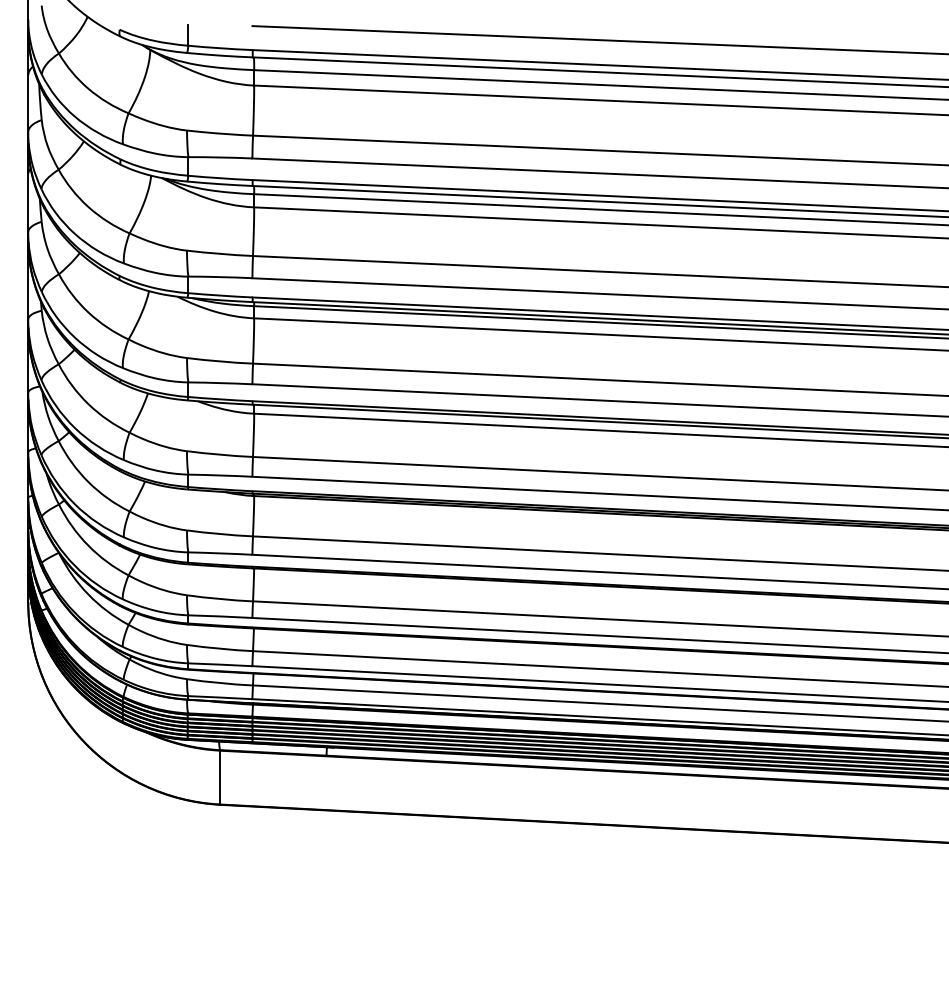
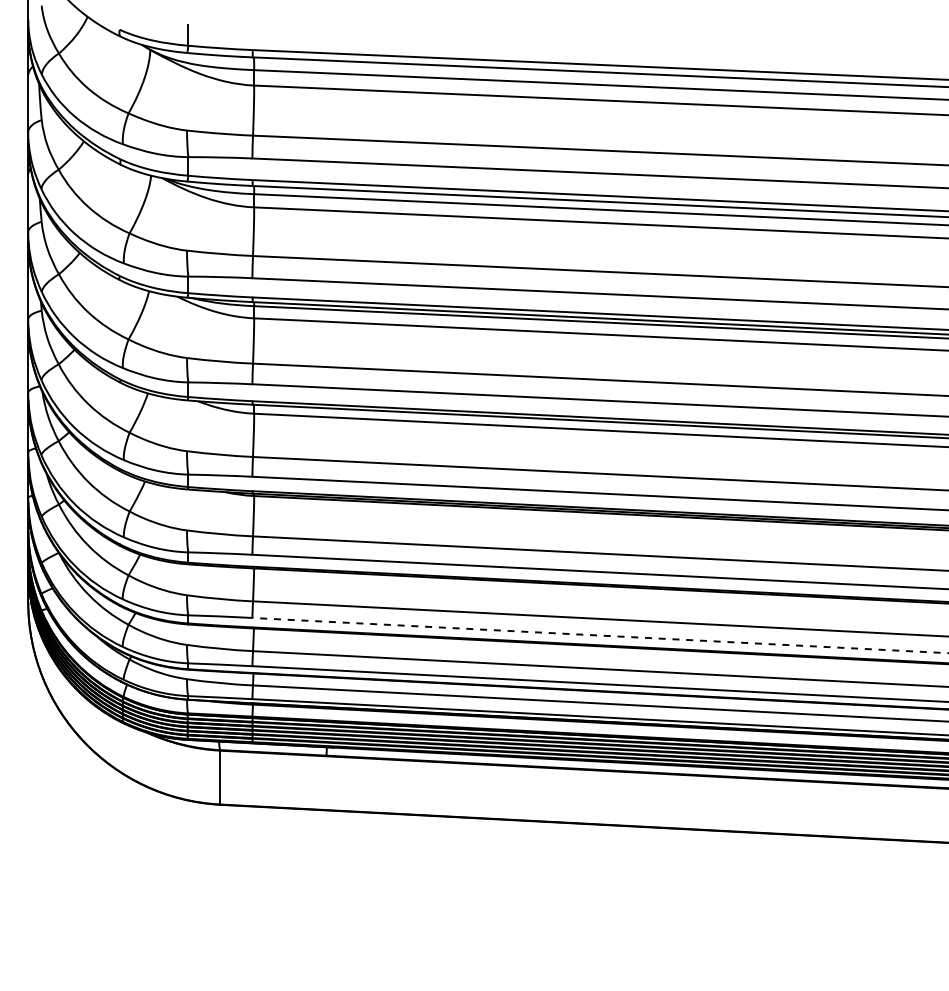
line: present -> none (598, 40)
line: solid -> dashed (599, 635)
